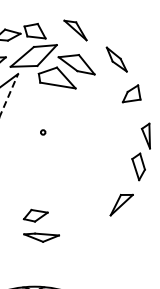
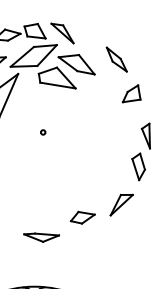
part position: (75, 30) -> (62, 33) (62, 33)
line: dashed -> solid (9, 95)
part position: (35, 215) -> (82, 217) (82, 217)
